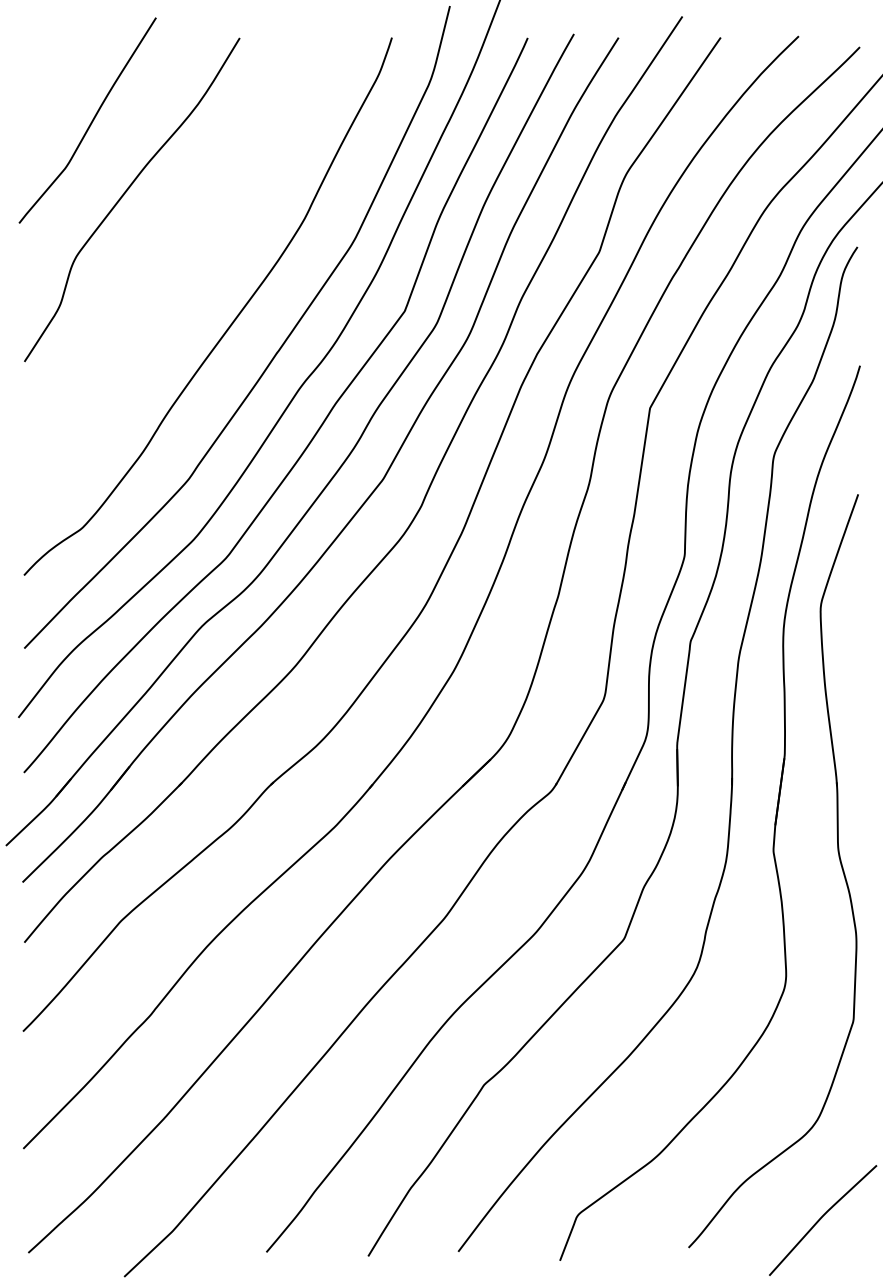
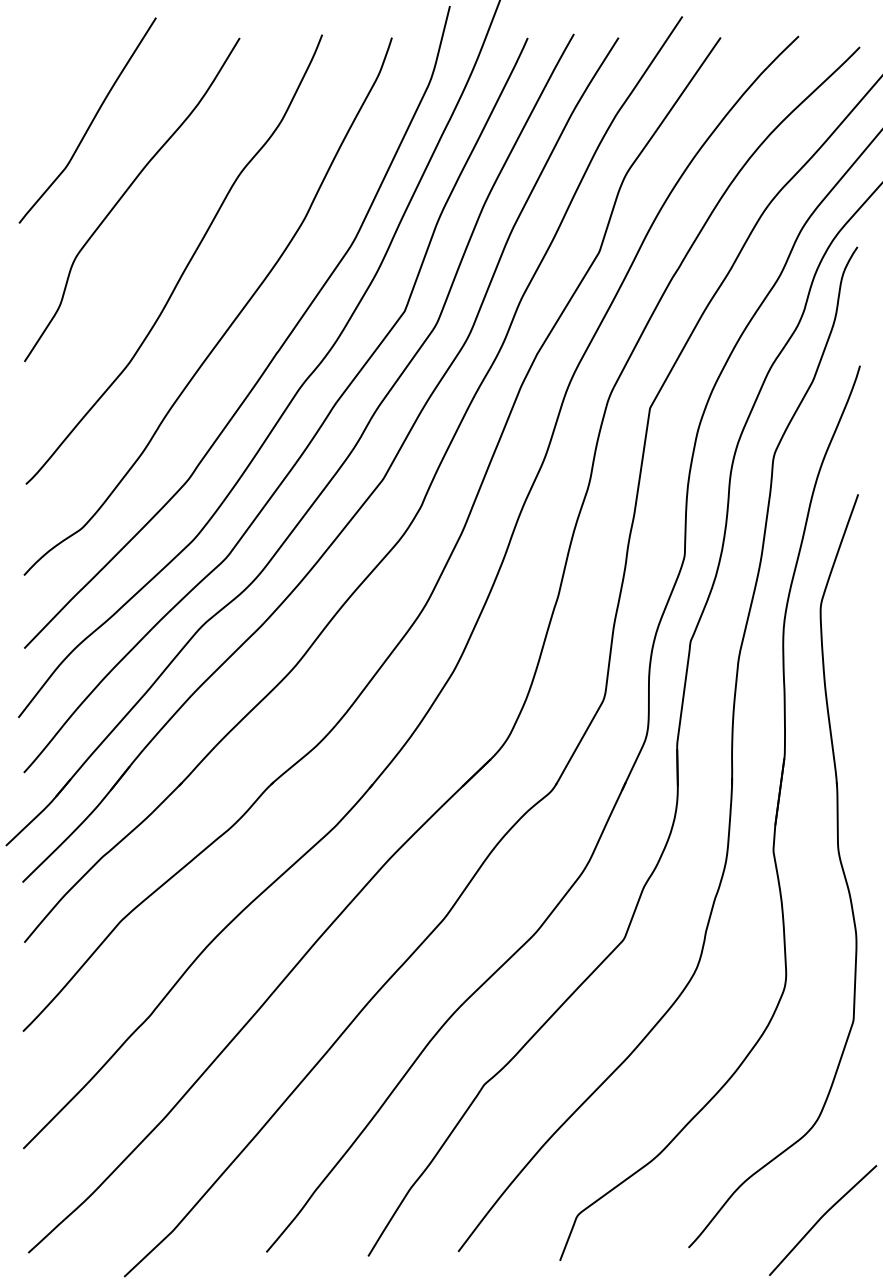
curve: none -> present (185, 266)
